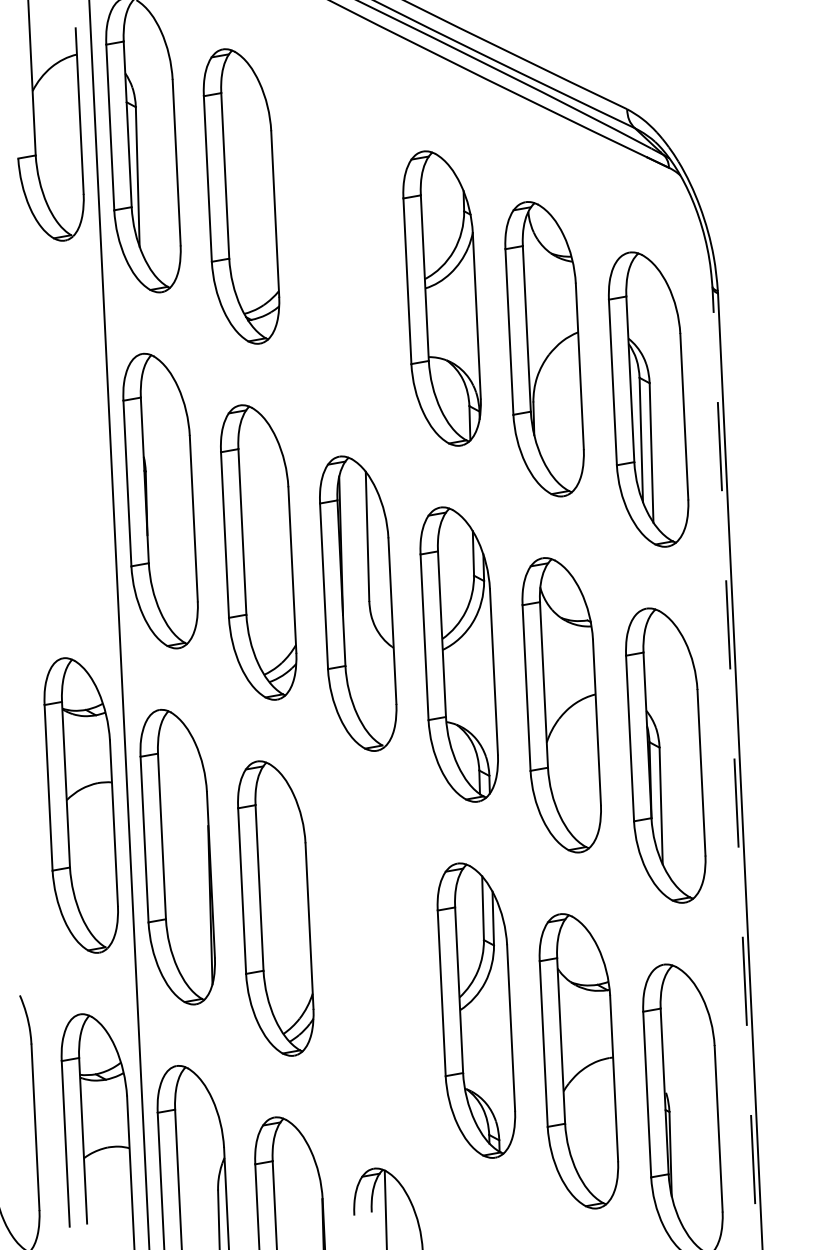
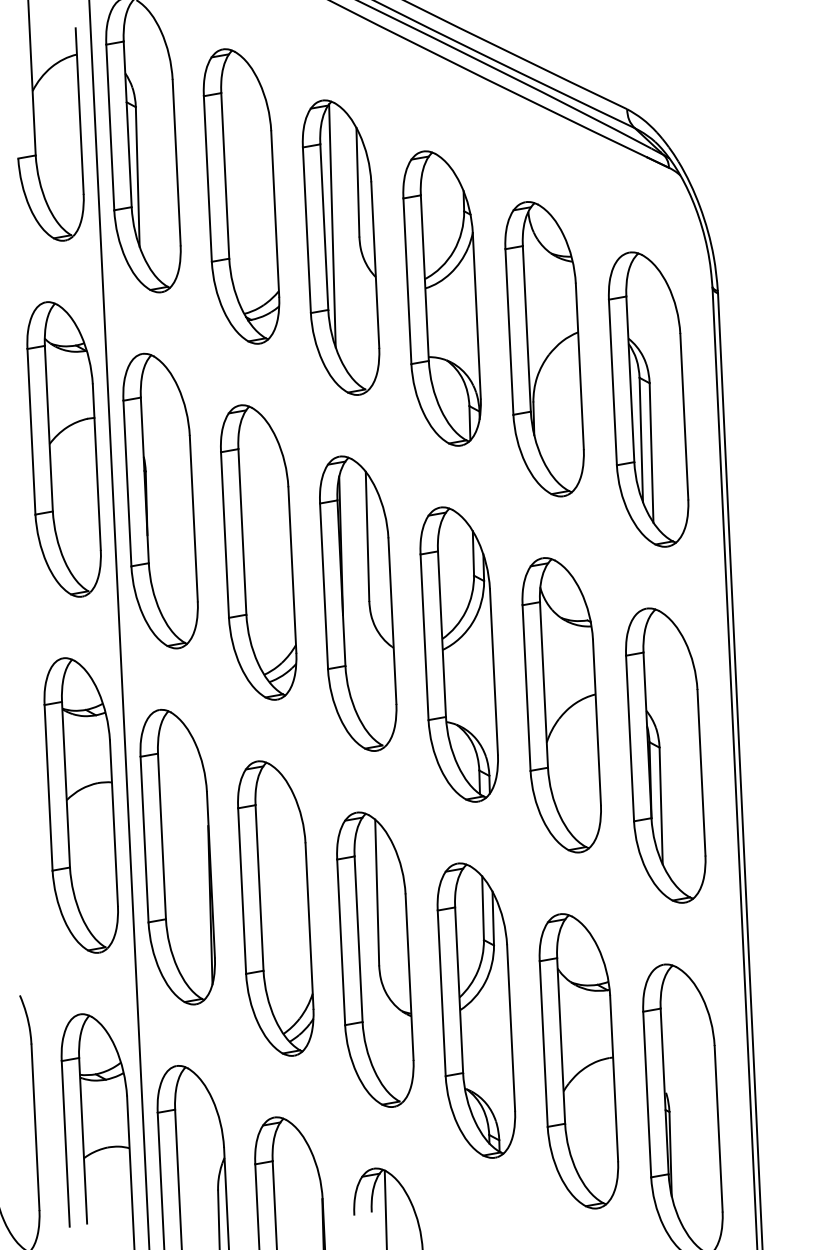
part: none -> present (340, 247)
part: none -> present (63, 449)
line: dashed -> solid (734, 768)
part: none -> present (375, 959)
